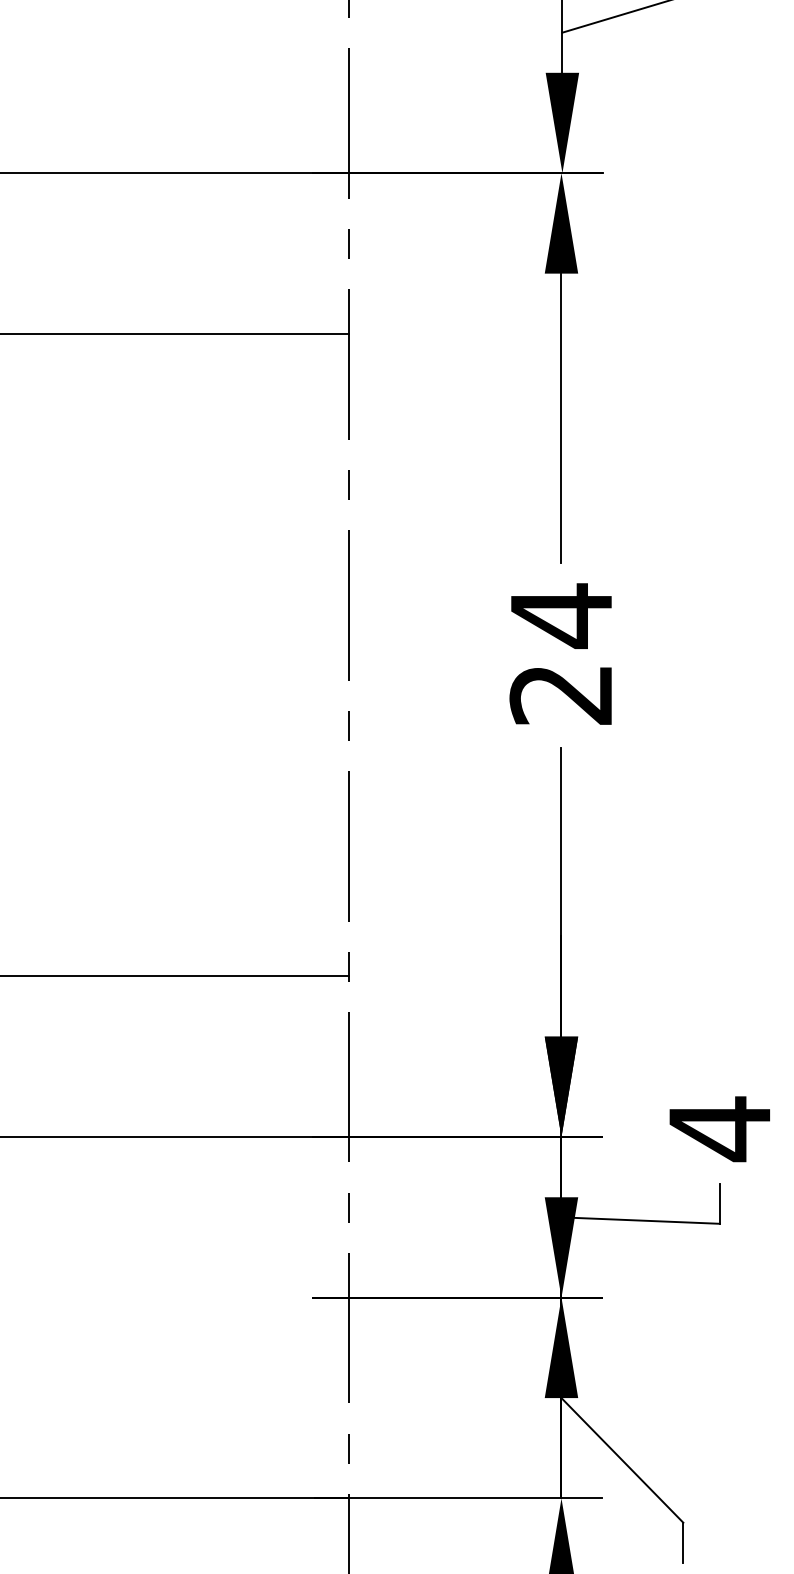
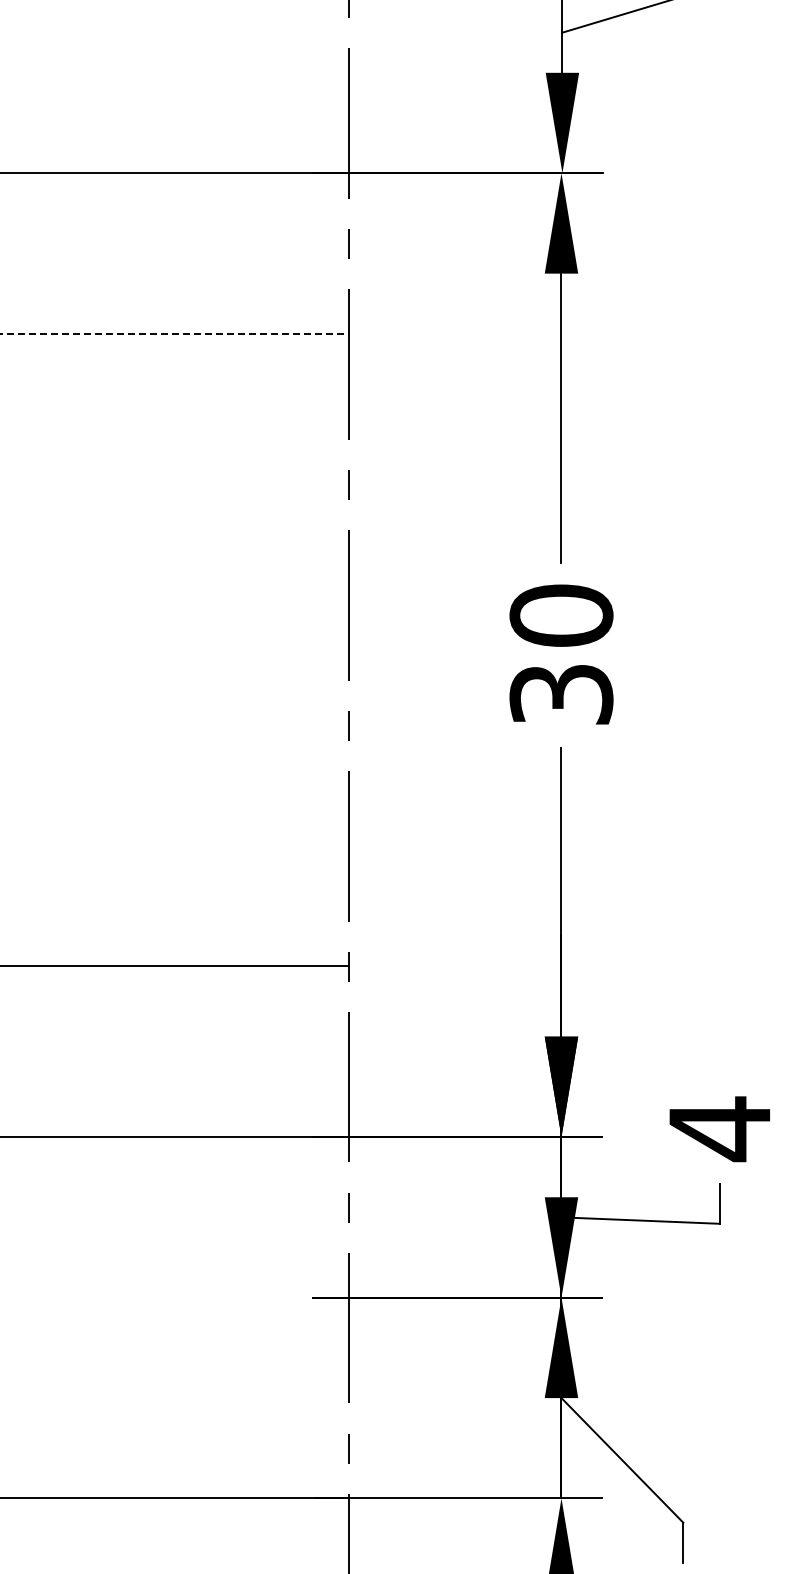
line: solid -> dashed (175, 333)
text: 24 -> 30 (561, 653)
line position: (175, 976) -> (175, 966) (175, 966)
